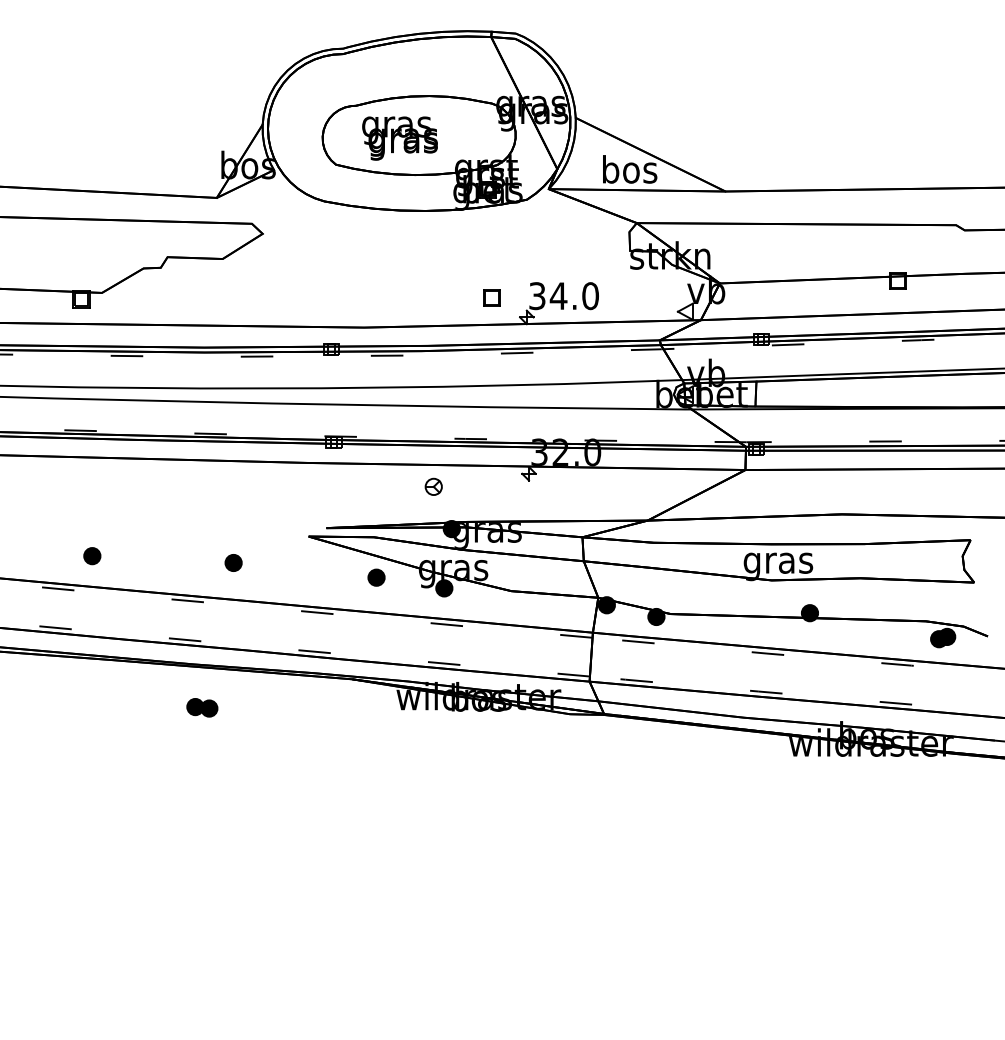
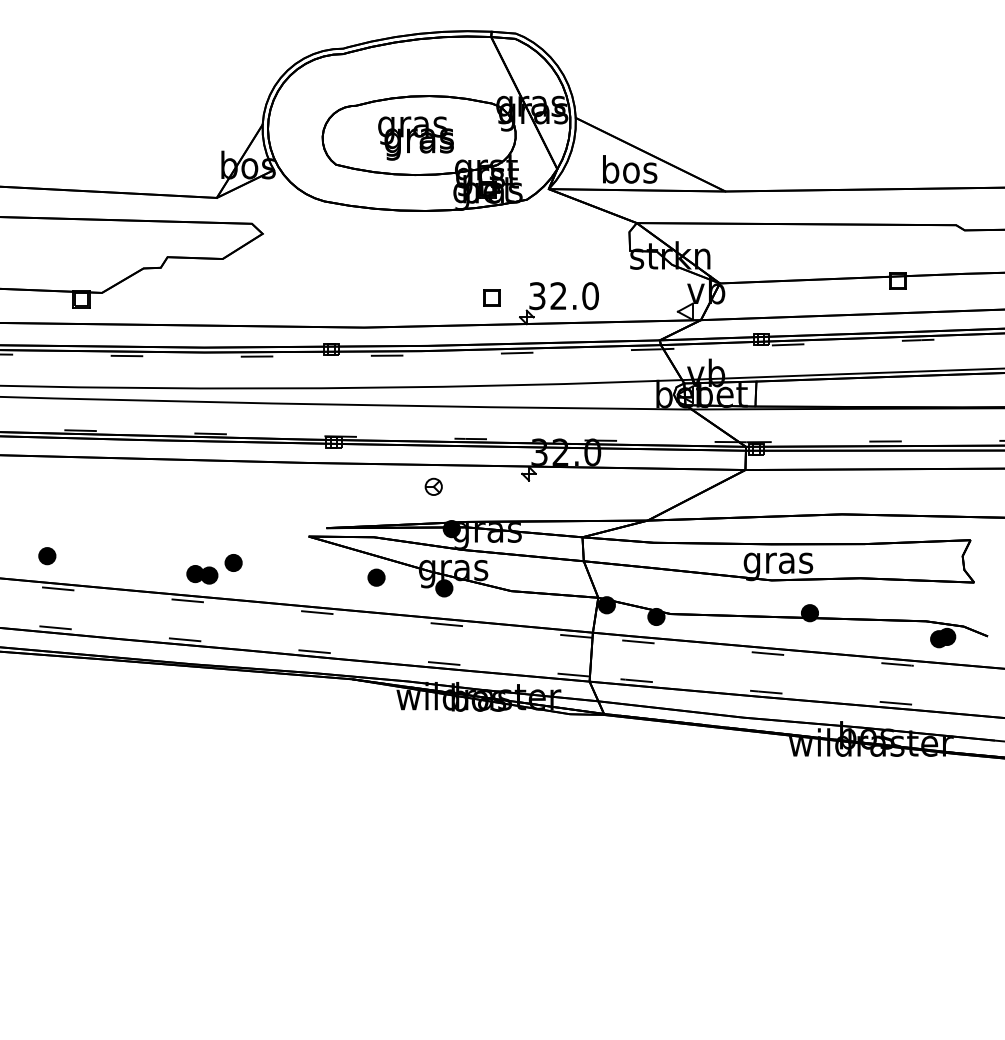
text position: (399, 138) -> (415, 138) (415, 138)
text: 34.0 -> 32.0 (558, 295)
part position: (92, 556) -> (47, 556) (47, 556)
part position: (202, 707) -> (202, 574) (202, 574)
